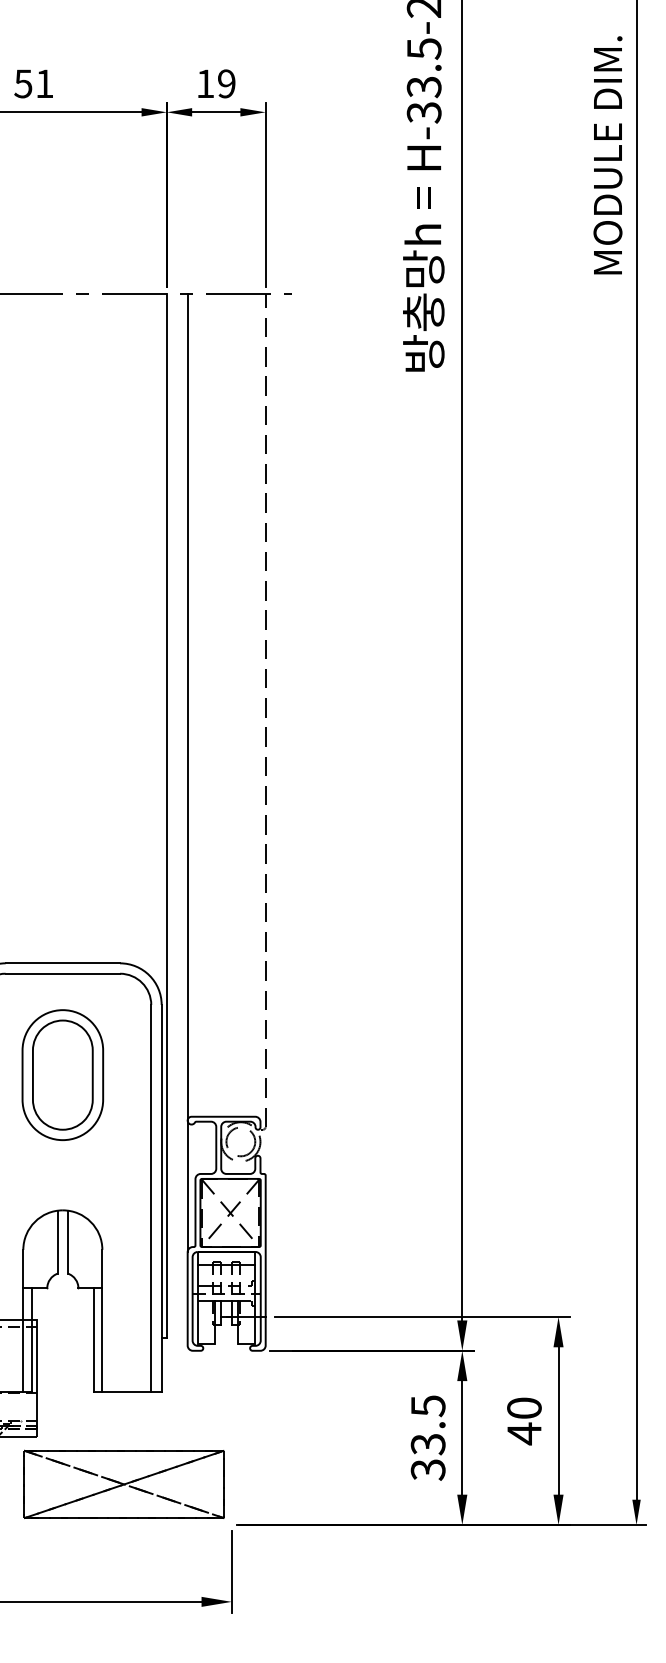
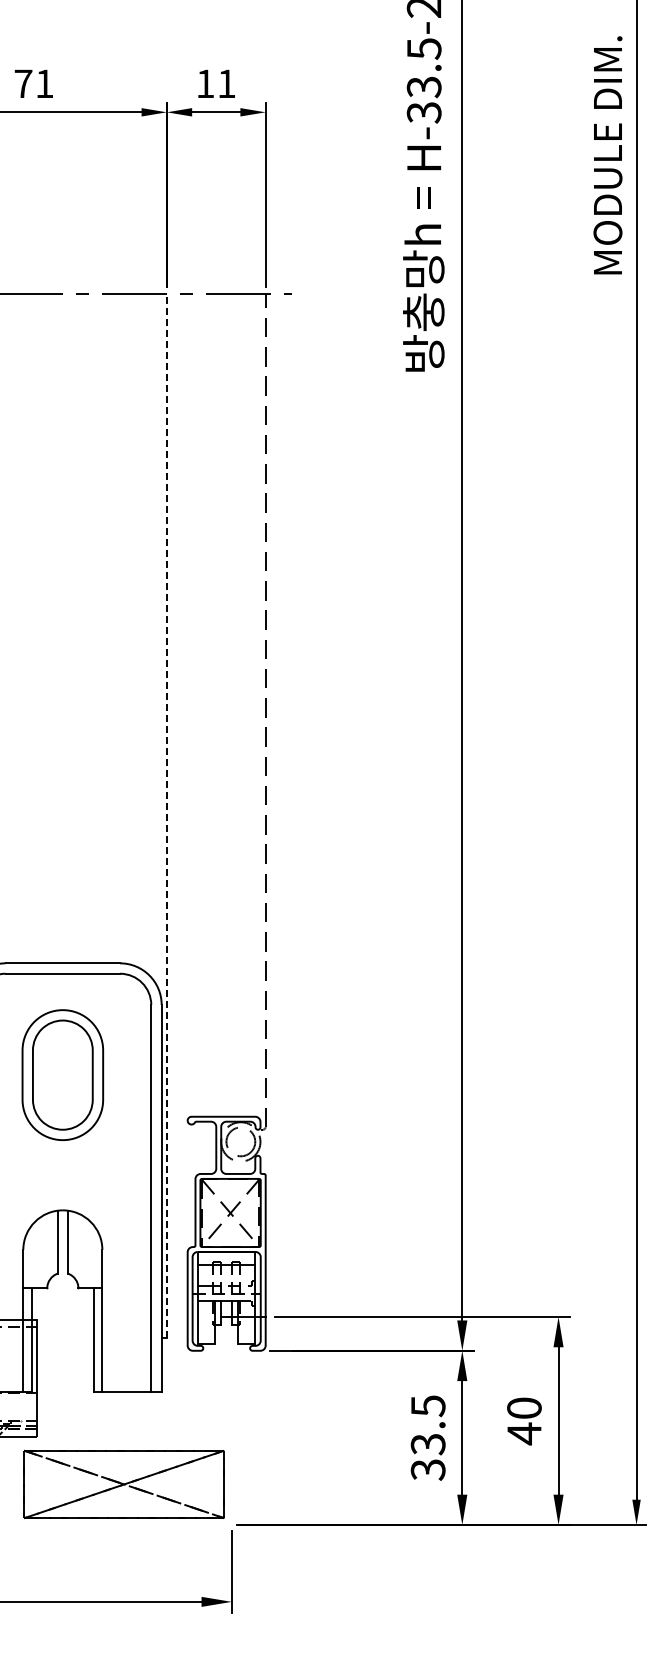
text: 51 -> 71 (23, 83)
text: 19 -> 11 (226, 83)
line: present -> none (187, 773)
line: solid -> dashed (166, 816)
